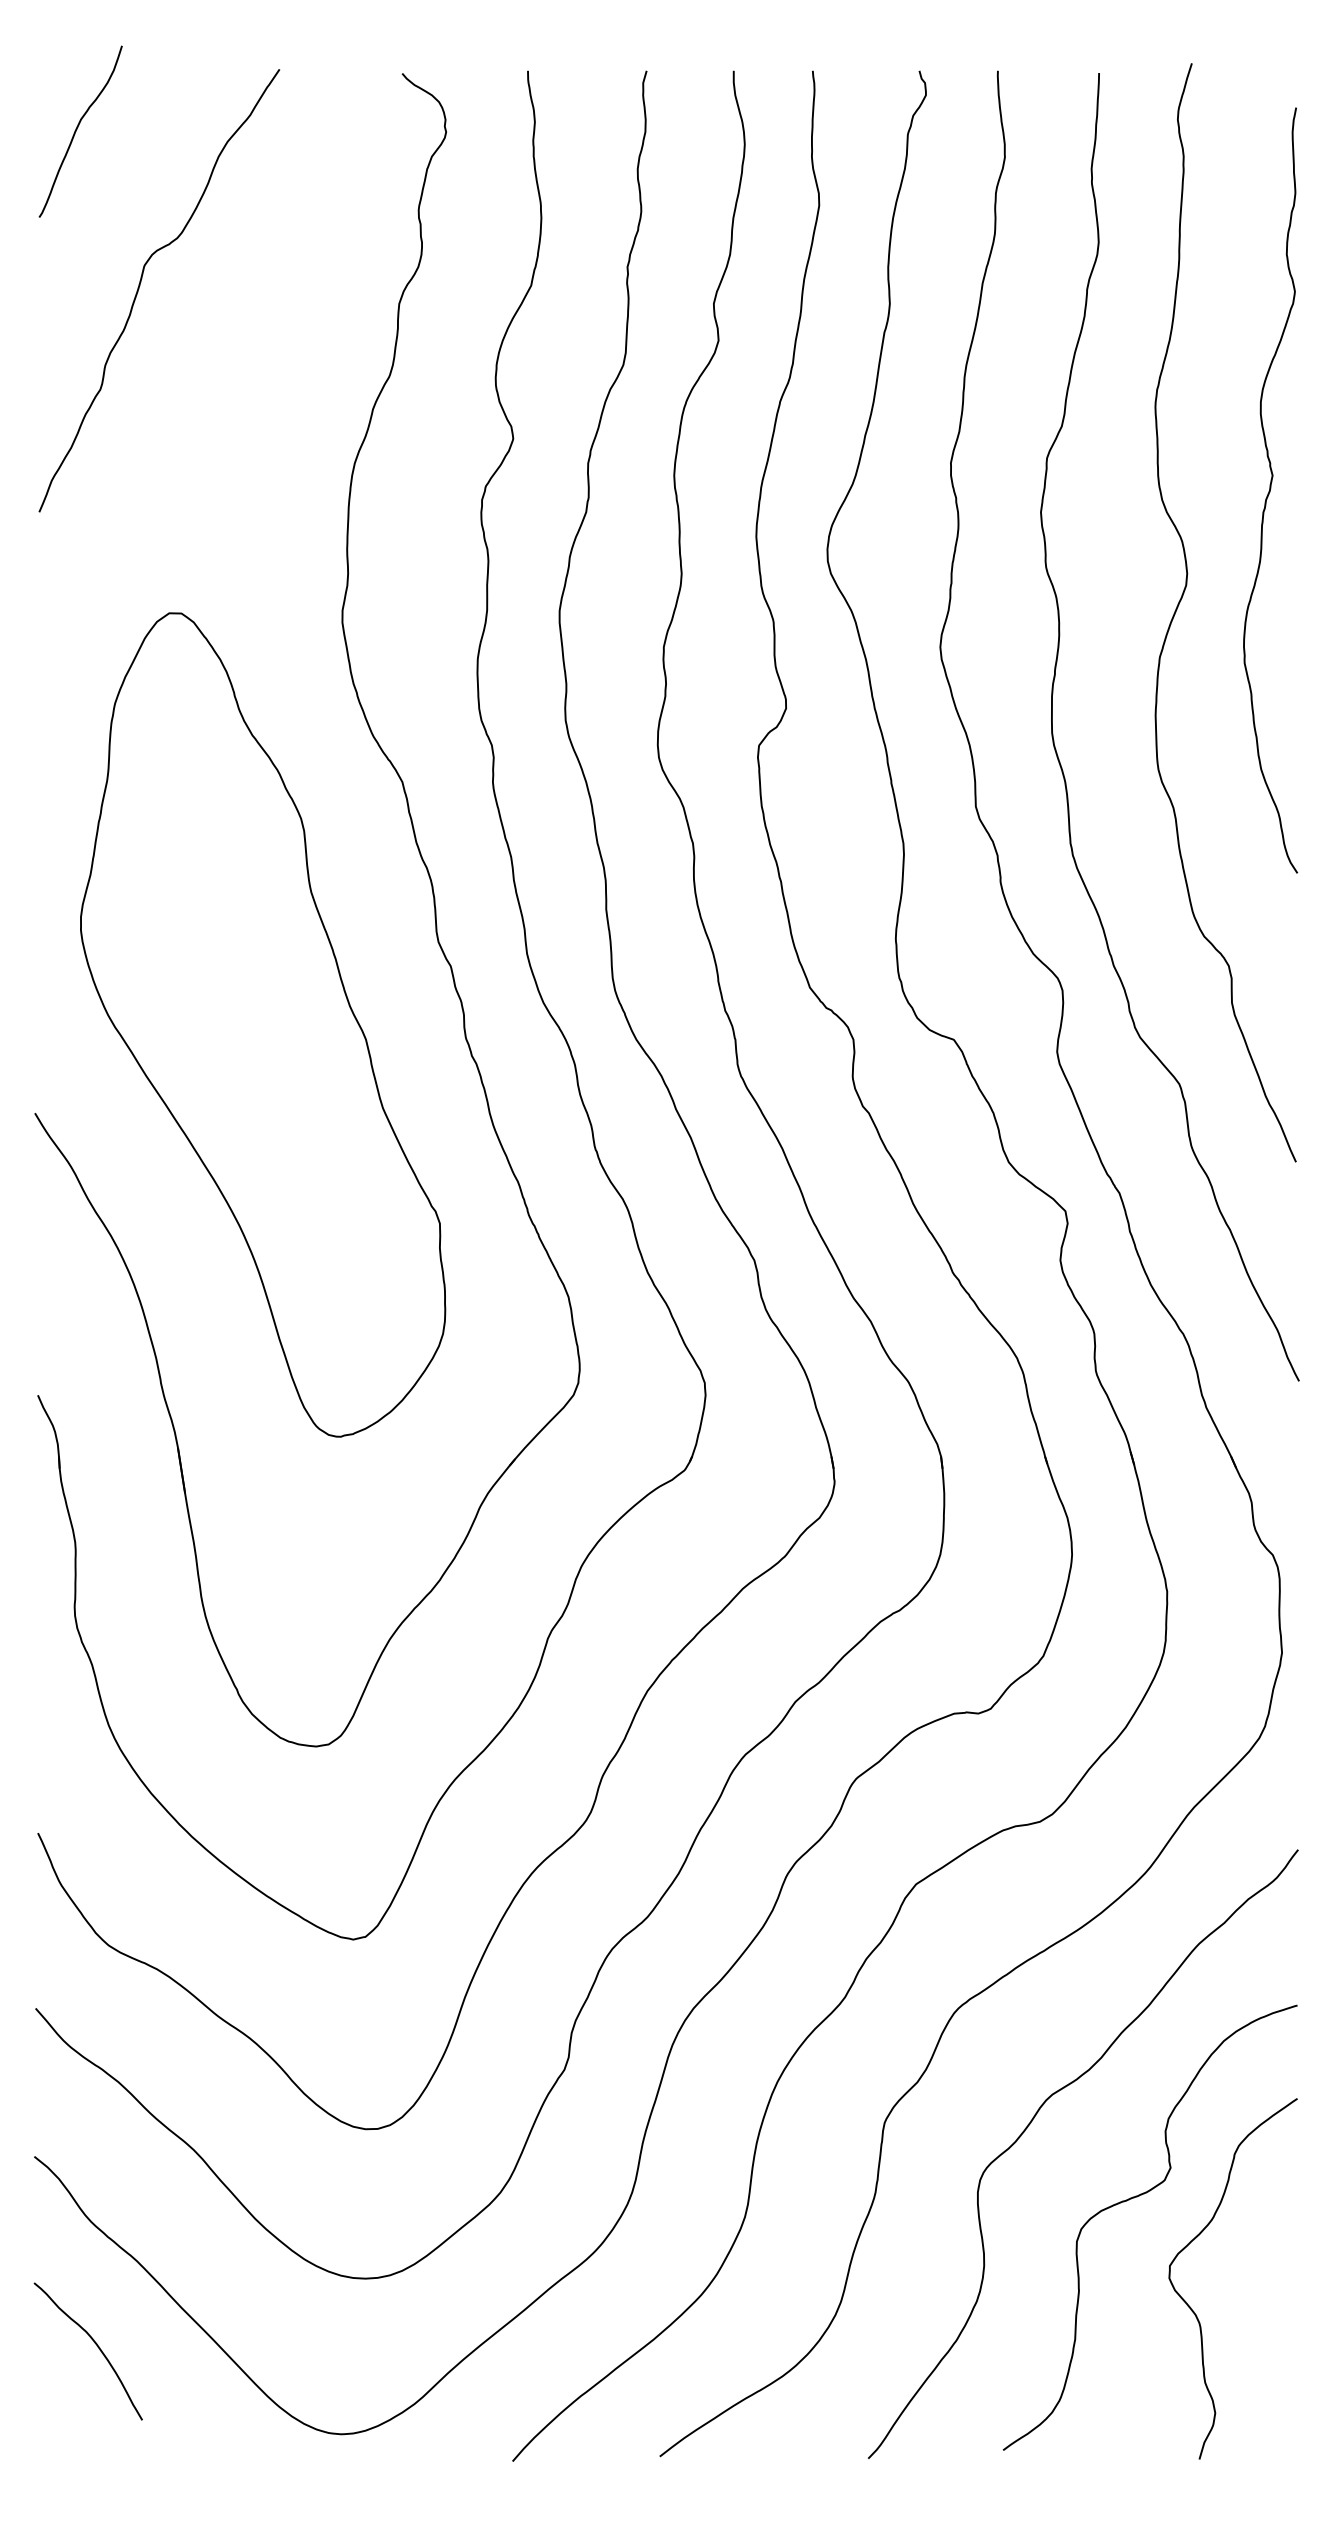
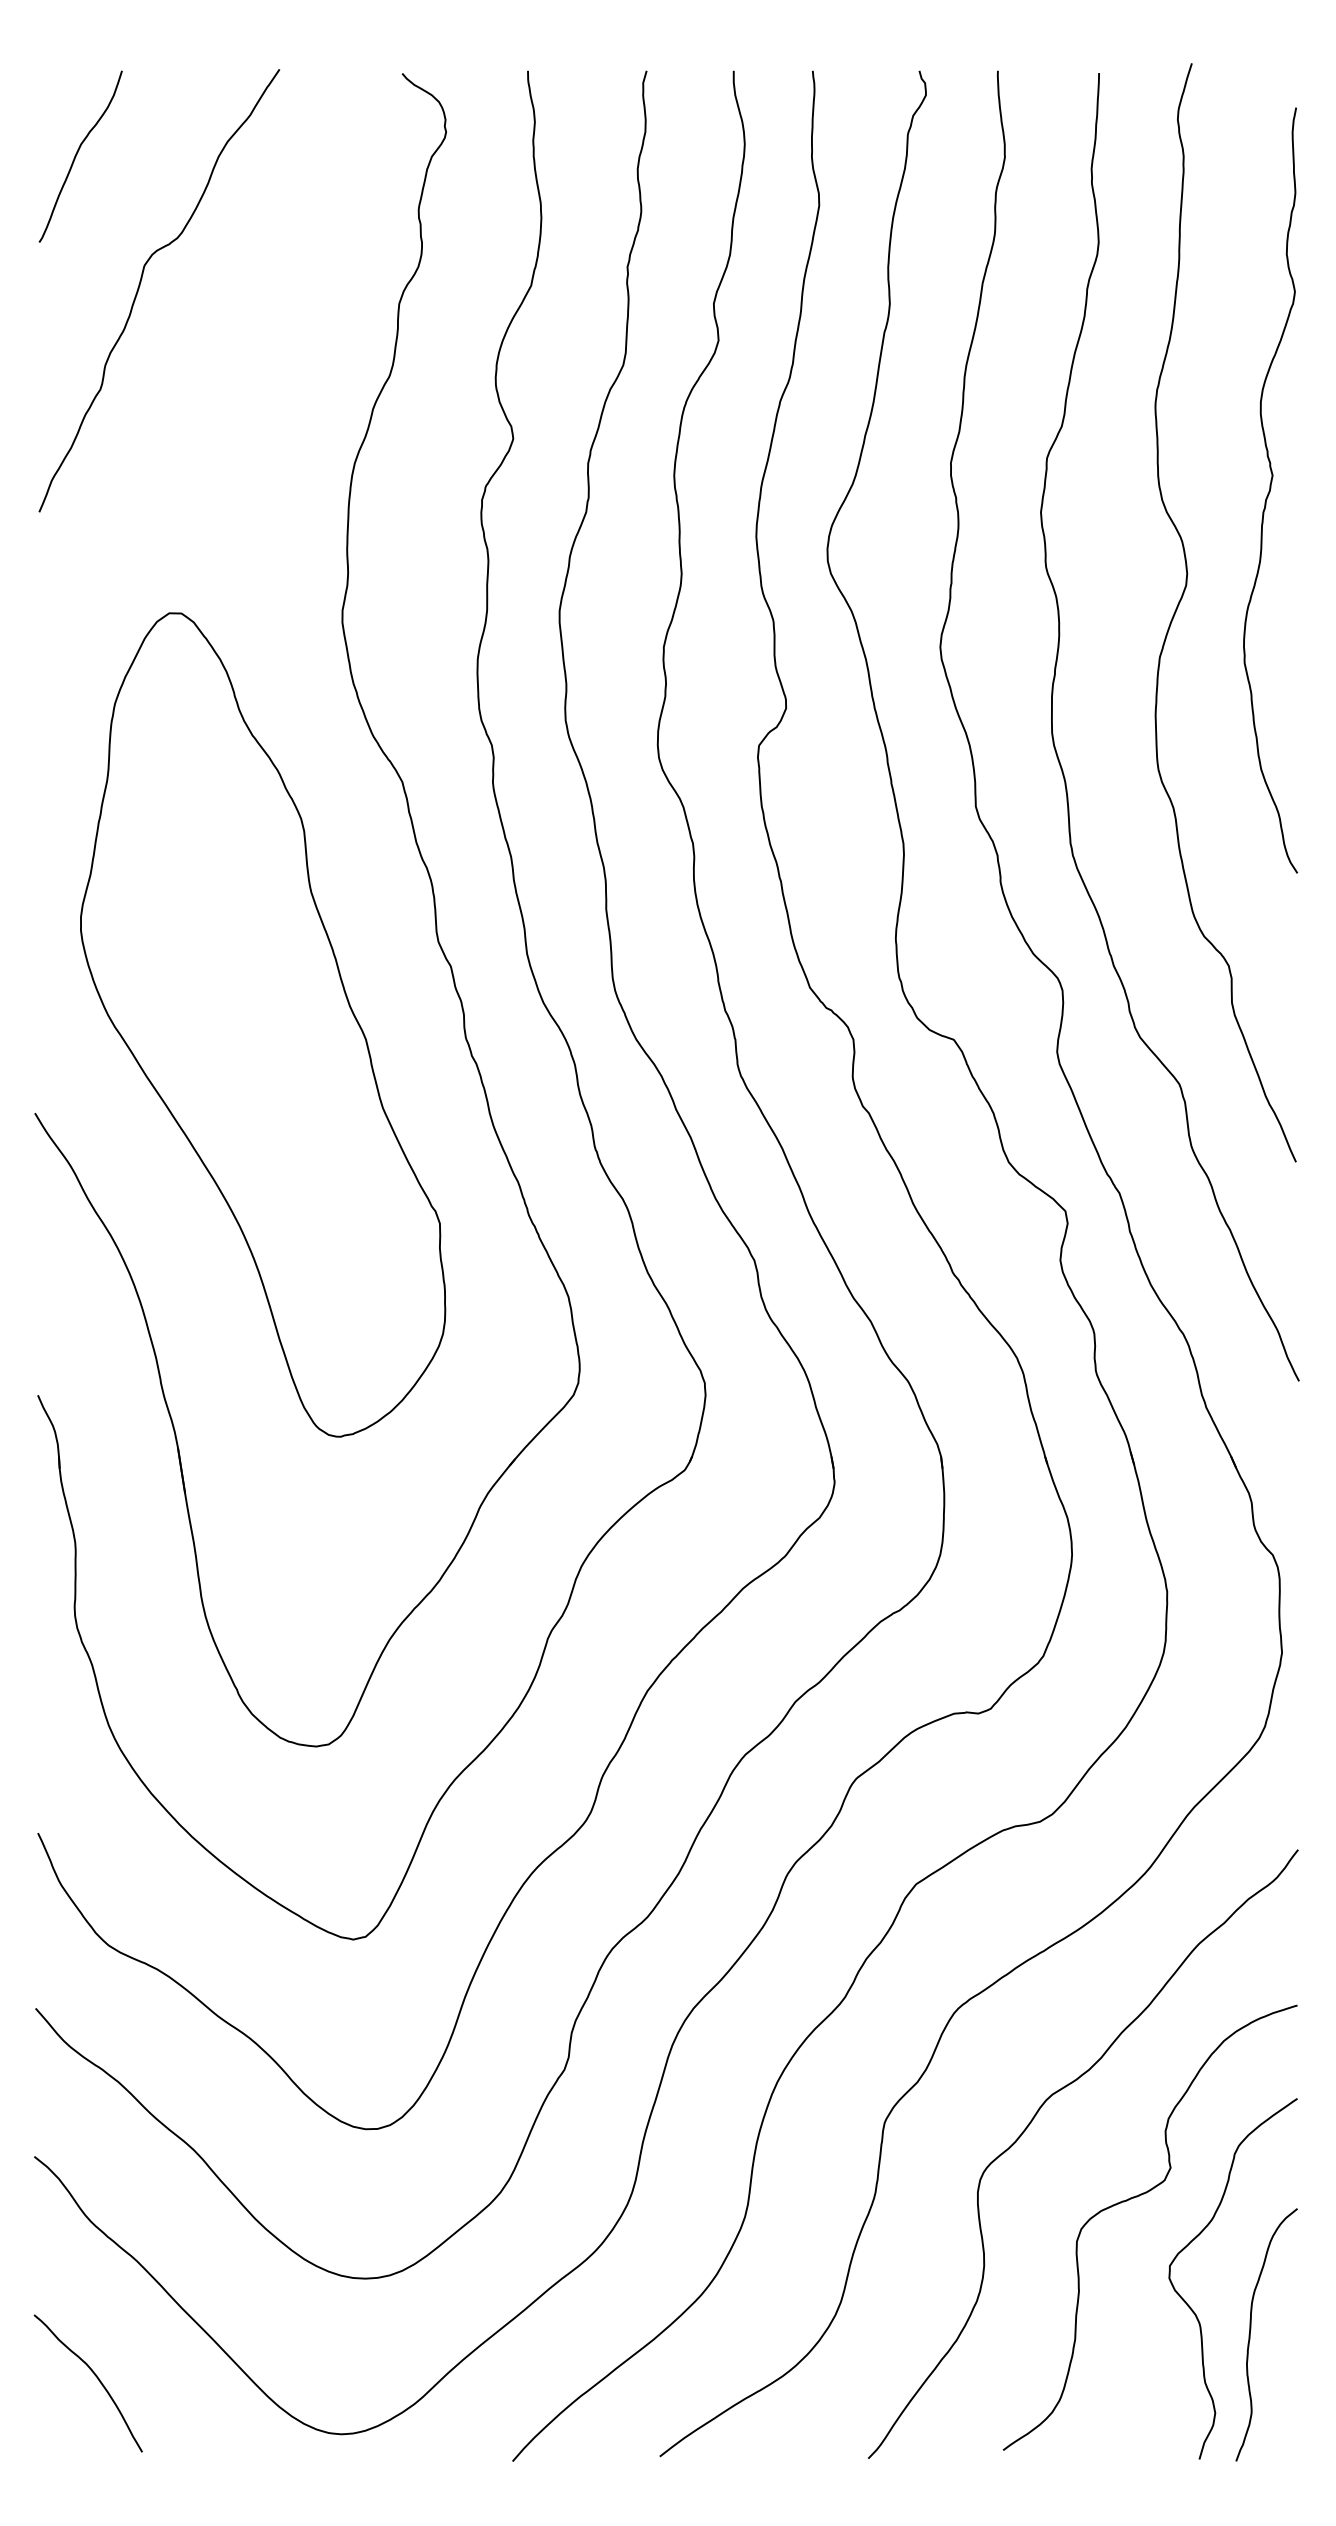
curve position: (77, 129) -> (77, 154) (77, 154)
curve: none -> present (1251, 2329)
curve position: (94, 2343) -> (94, 2375) (94, 2375)
